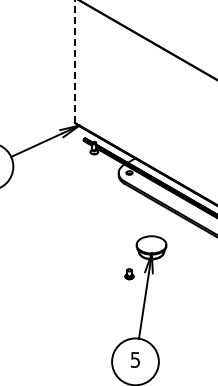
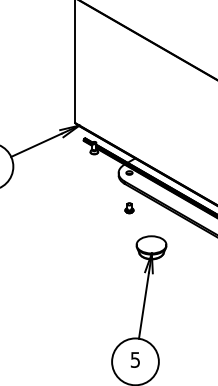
line: dashed -> solid (75, 61)
part position: (129, 274) -> (129, 208) (129, 208)
